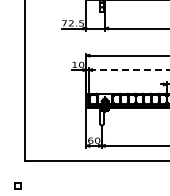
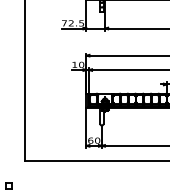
line: dashed -> solid (129, 70)
part position: (17, 185) -> (8, 185) (8, 185)
